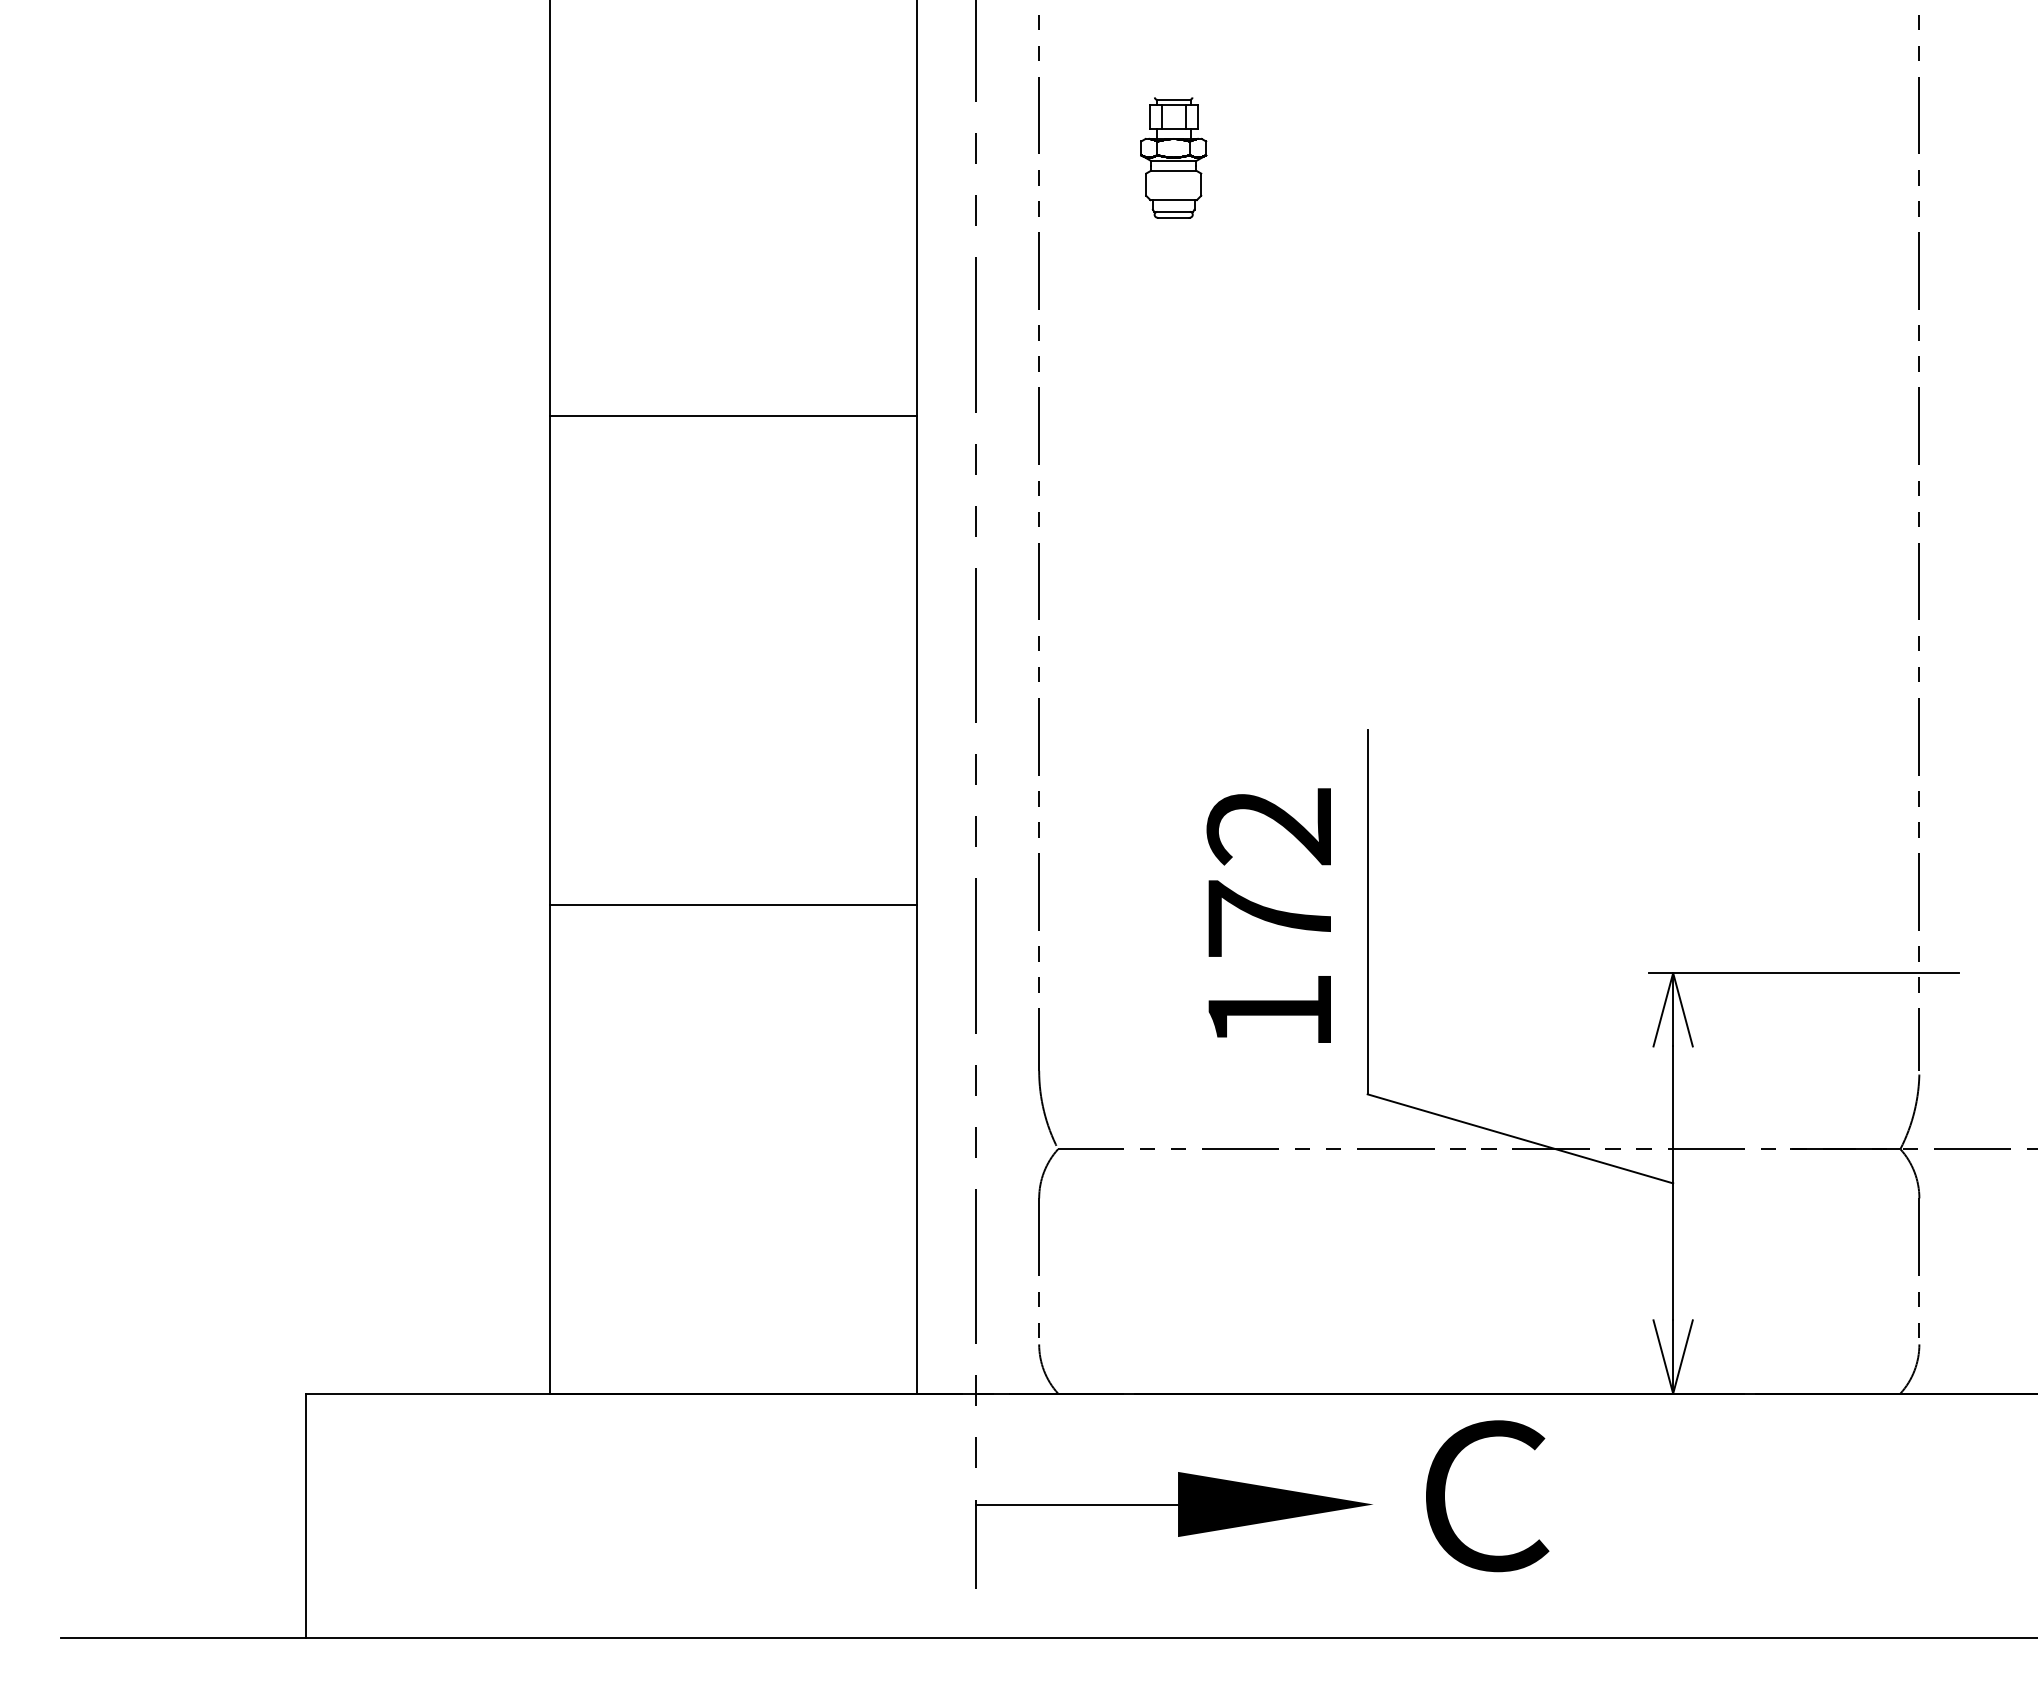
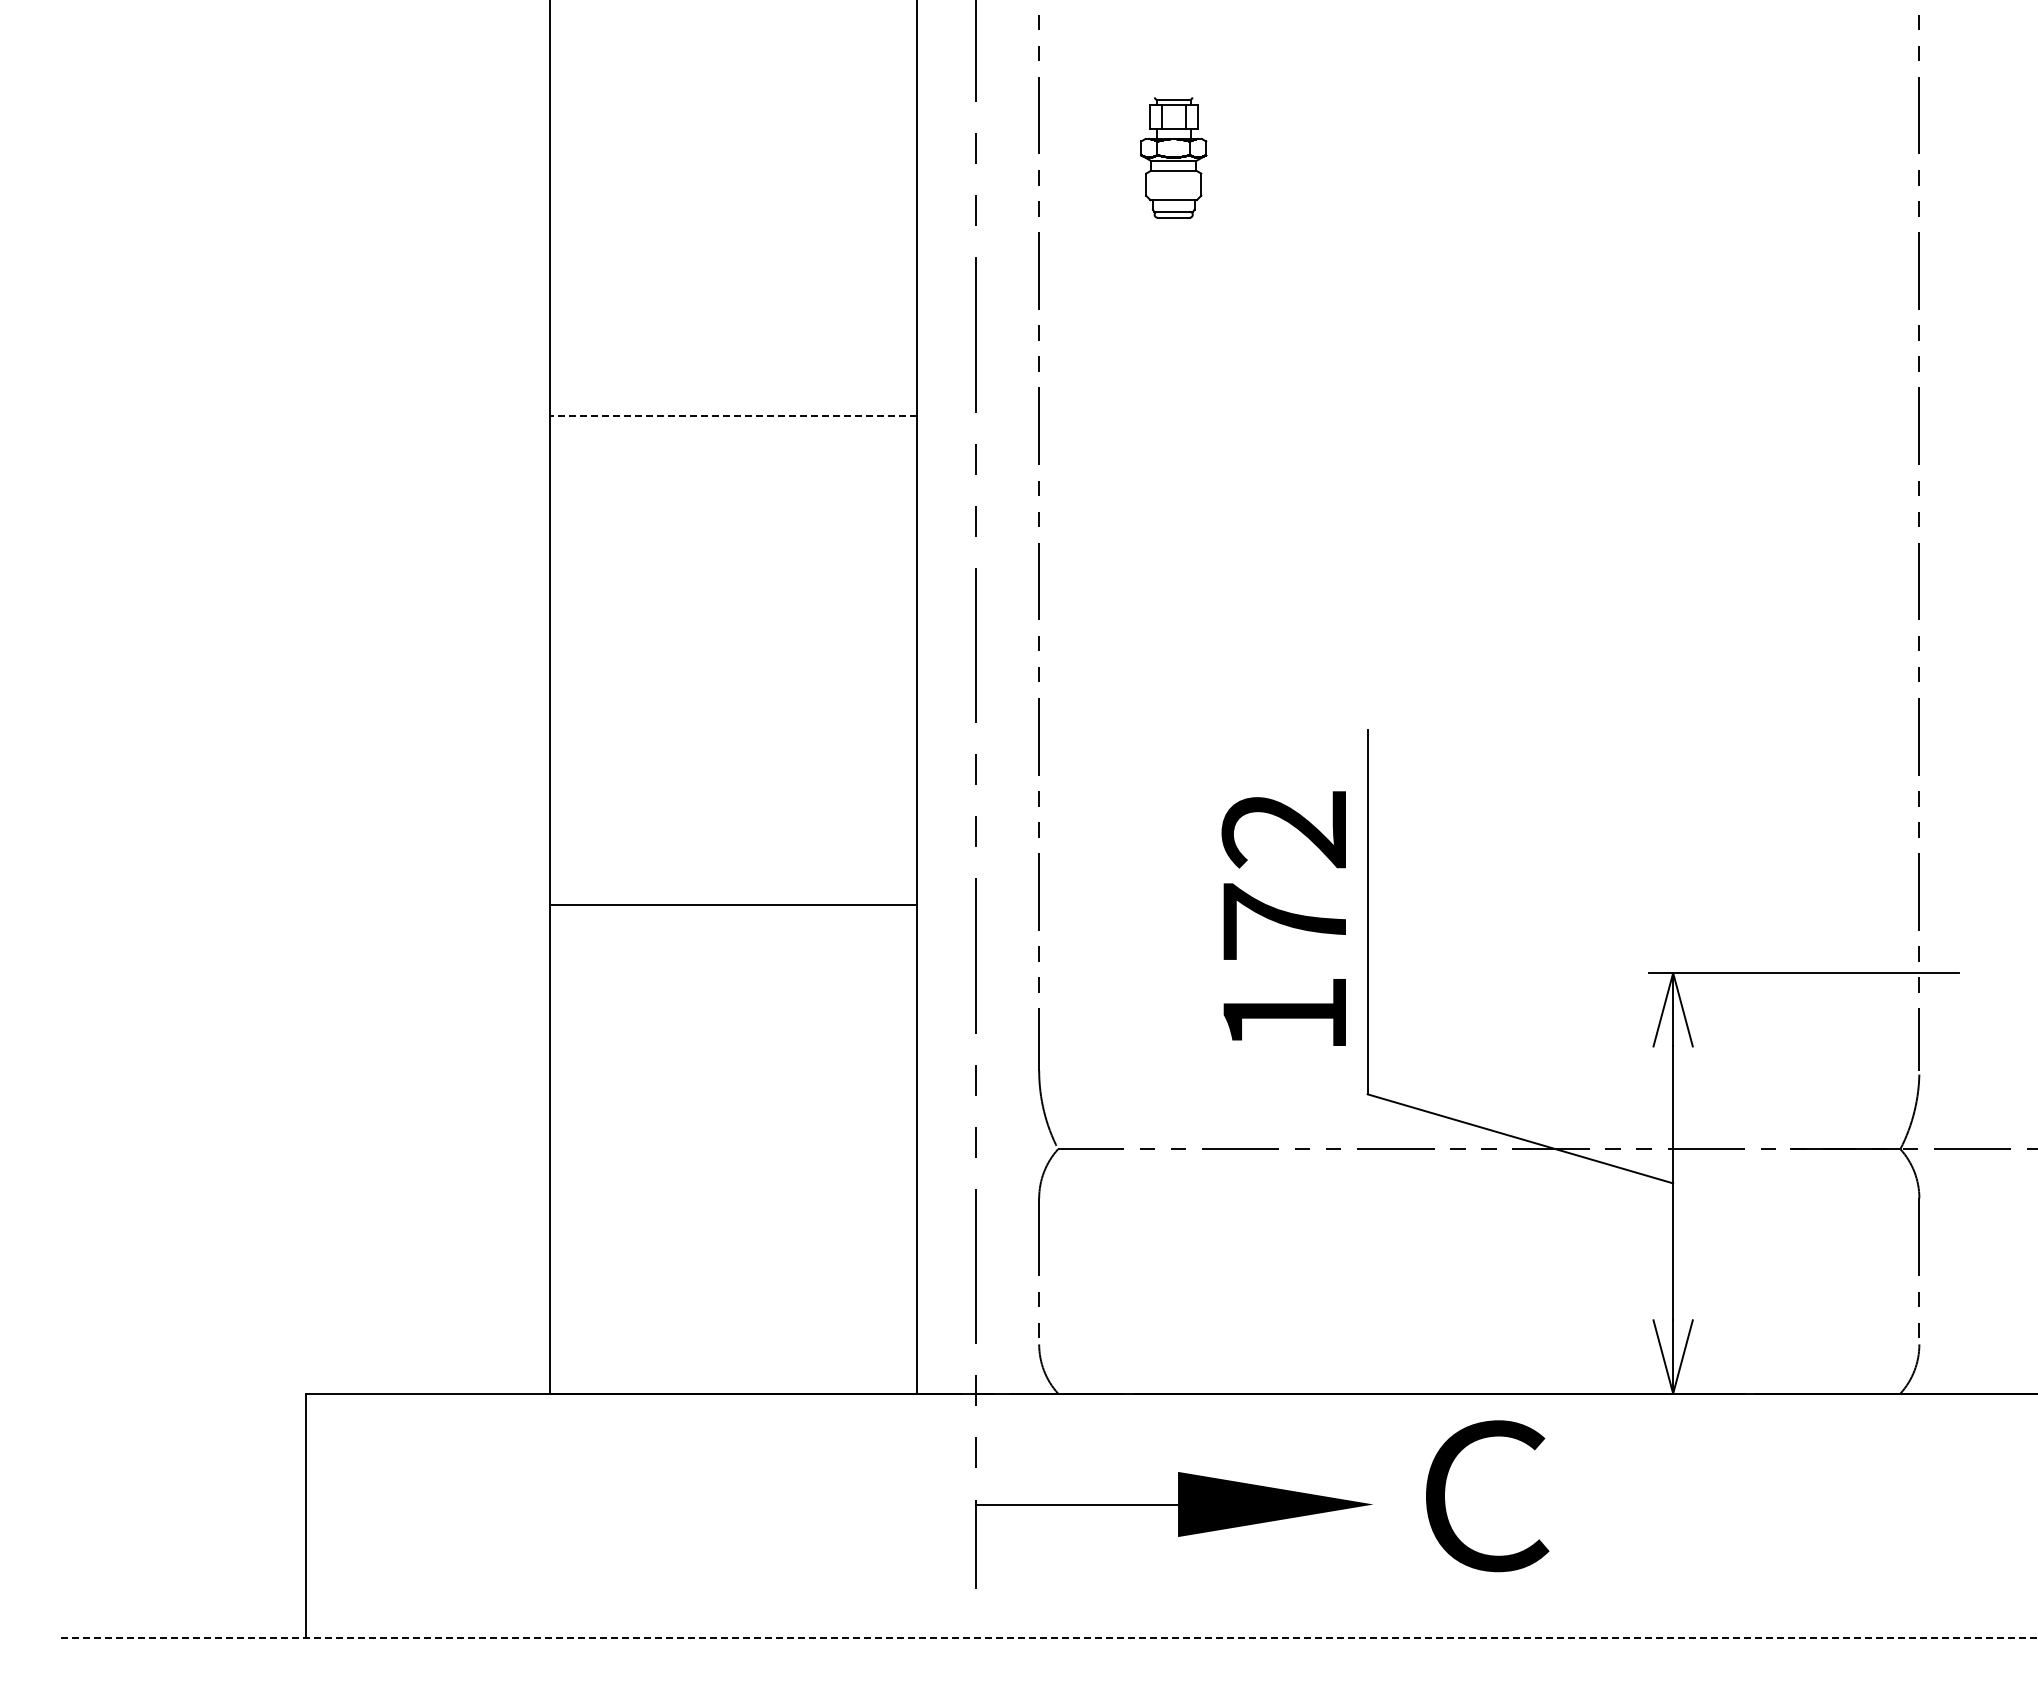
line: solid -> dashed (733, 415)
text position: (1268, 915) -> (1283, 918) (1283, 918)
line: solid -> dashed (1050, 1638)
